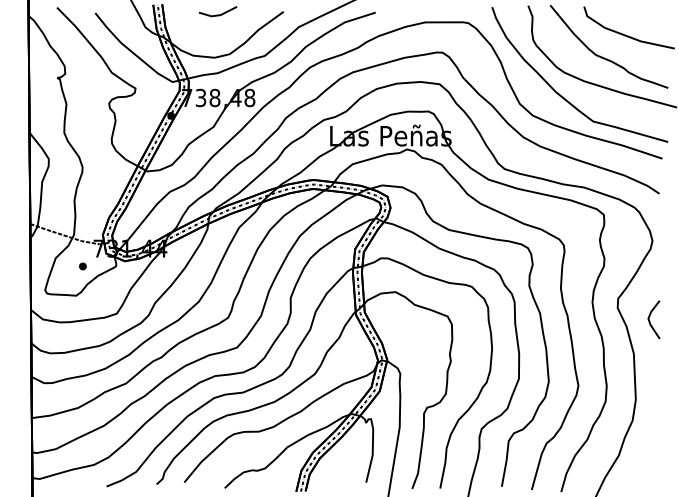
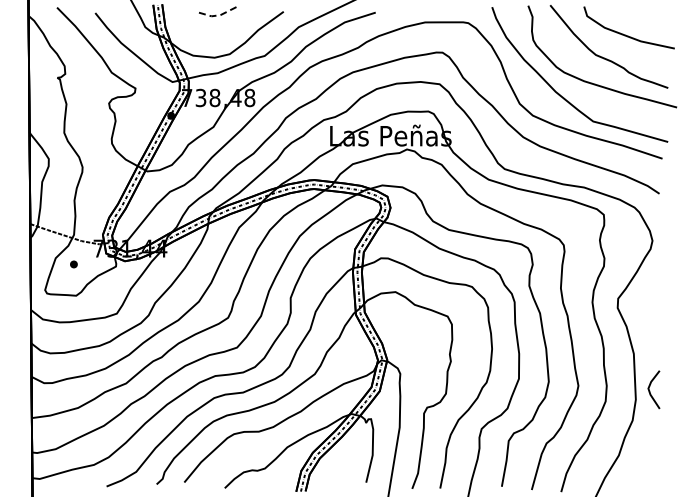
line: solid -> dashed (218, 15)
part position: (82, 266) -> (73, 264) (73, 264)
line position: (650, 321) -> (650, 391) (650, 391)
